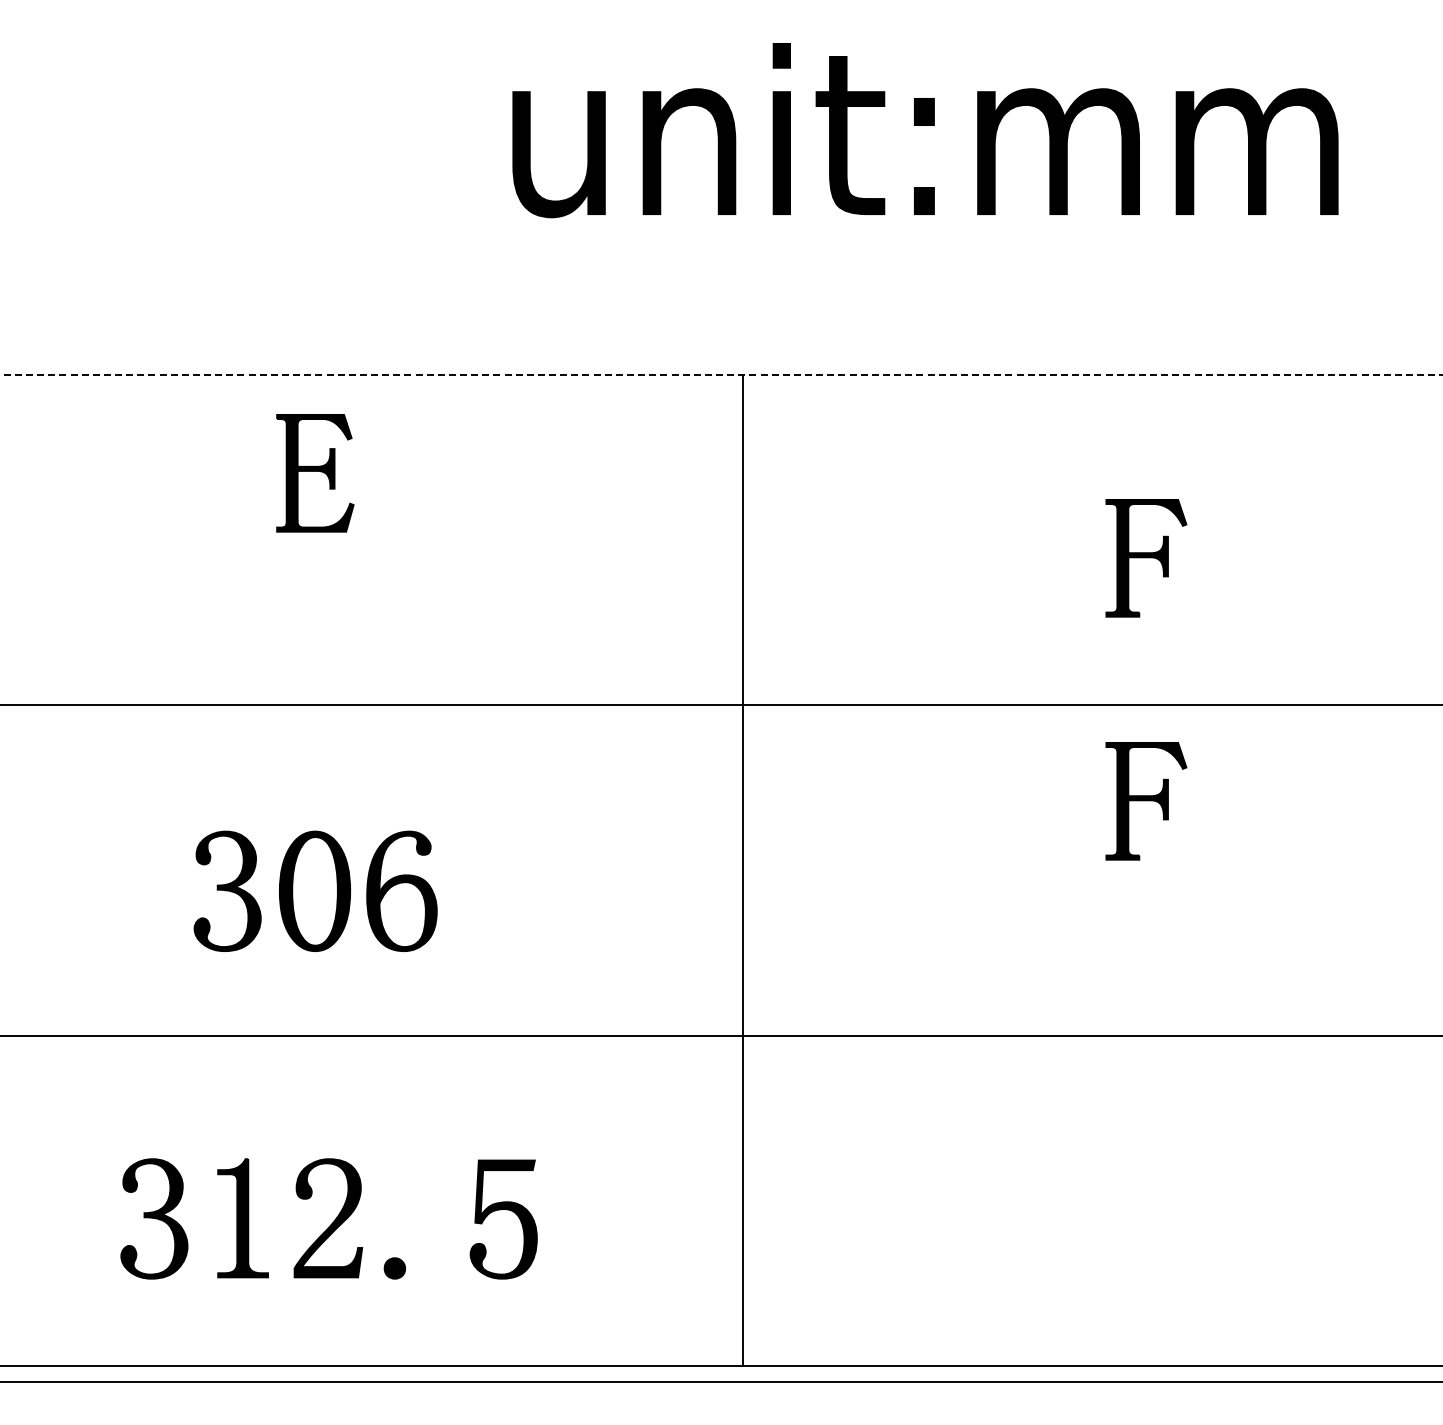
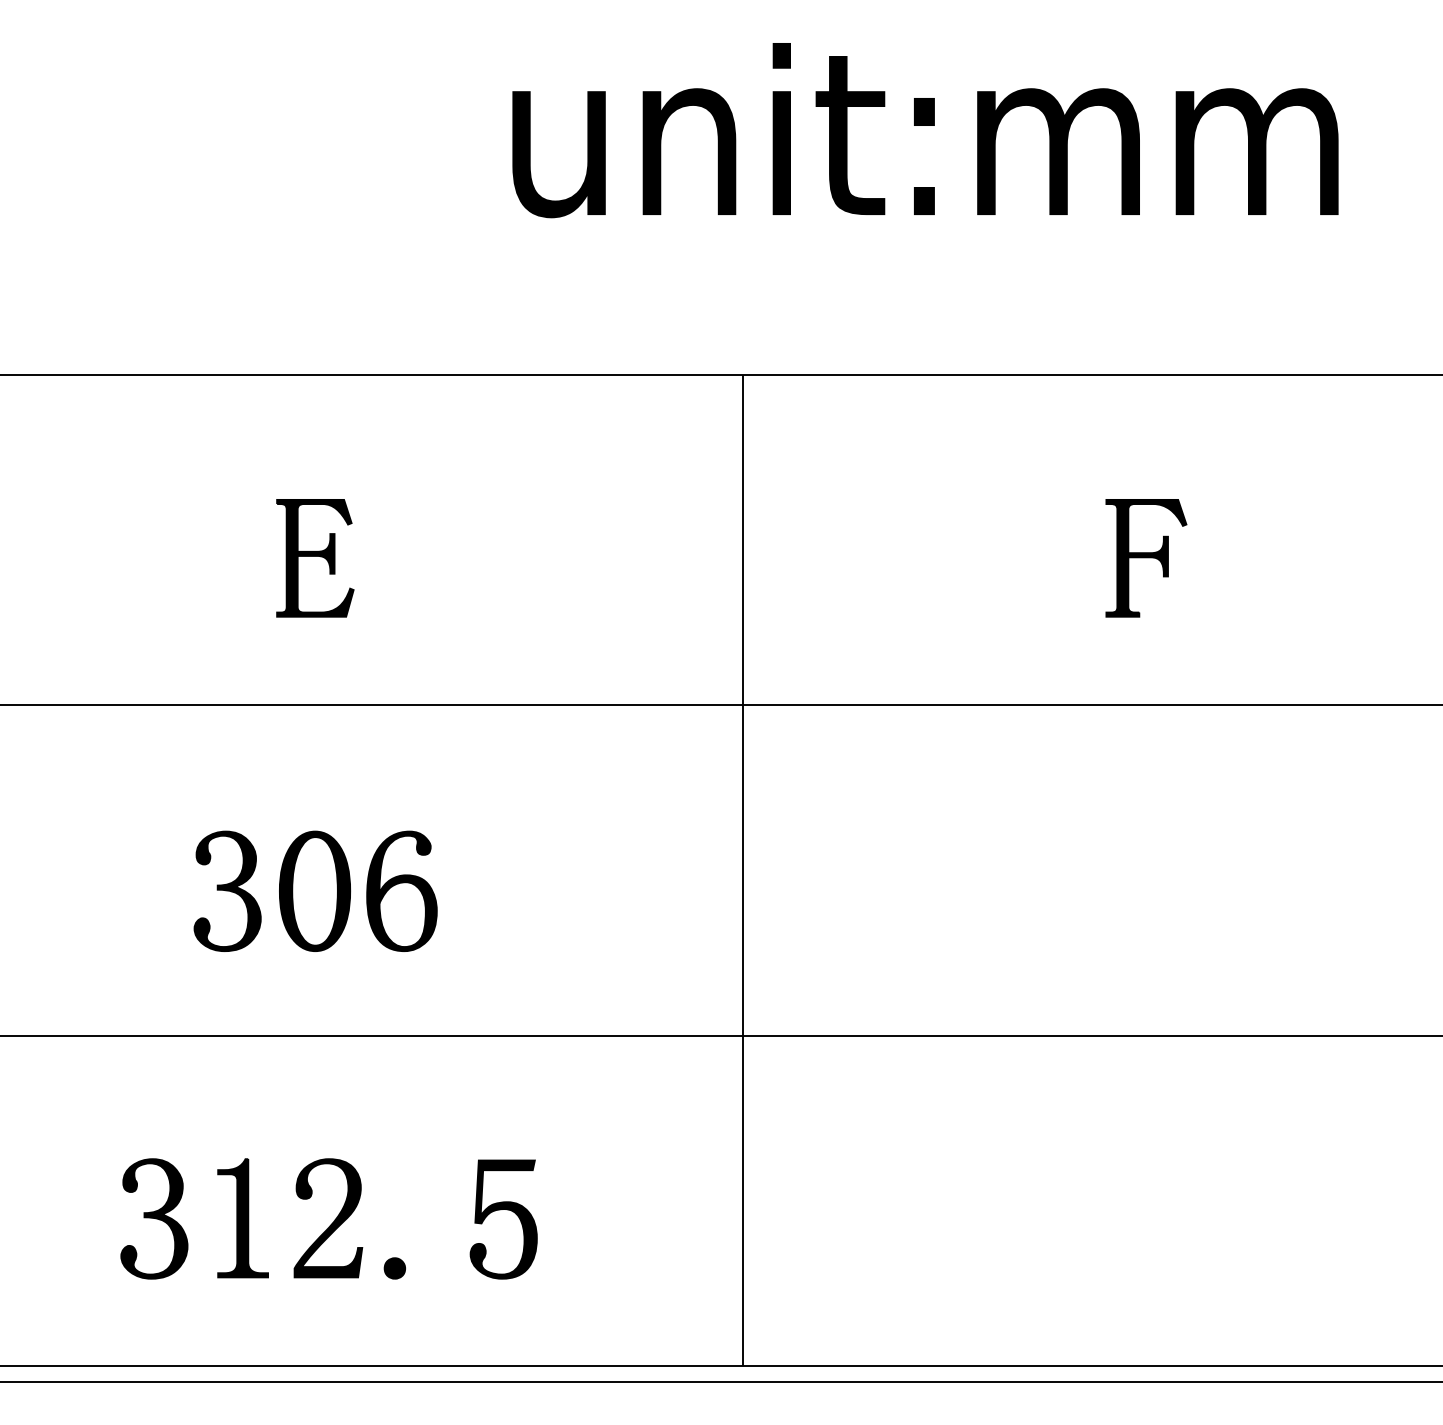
line: dashed -> solid (721, 375)
part position: (315, 473) -> (315, 558) (315, 558)
part: present -> none (1146, 801)
